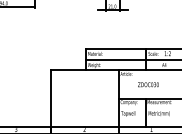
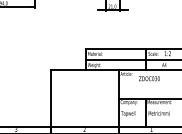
text position: (148, 84) -> (149, 78) (149, 78)
